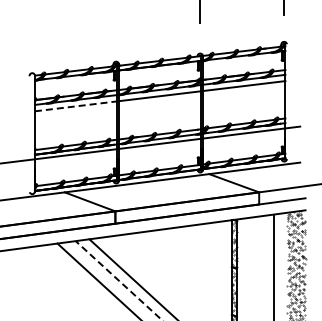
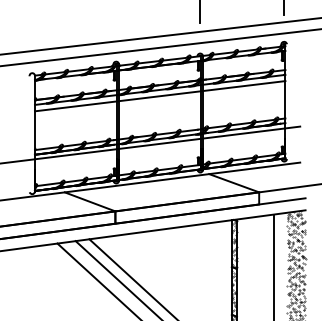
line: none -> present (160, 36)
line: none -> present (160, 47)
line: dashed -> solid (76, 106)
line: dashed -> solid (119, 280)
